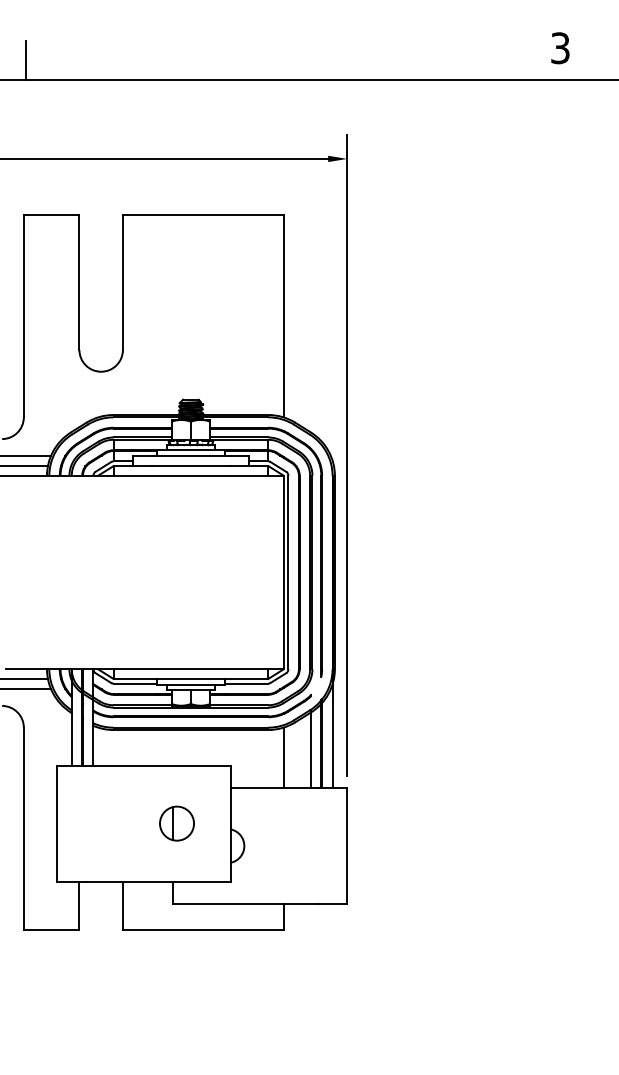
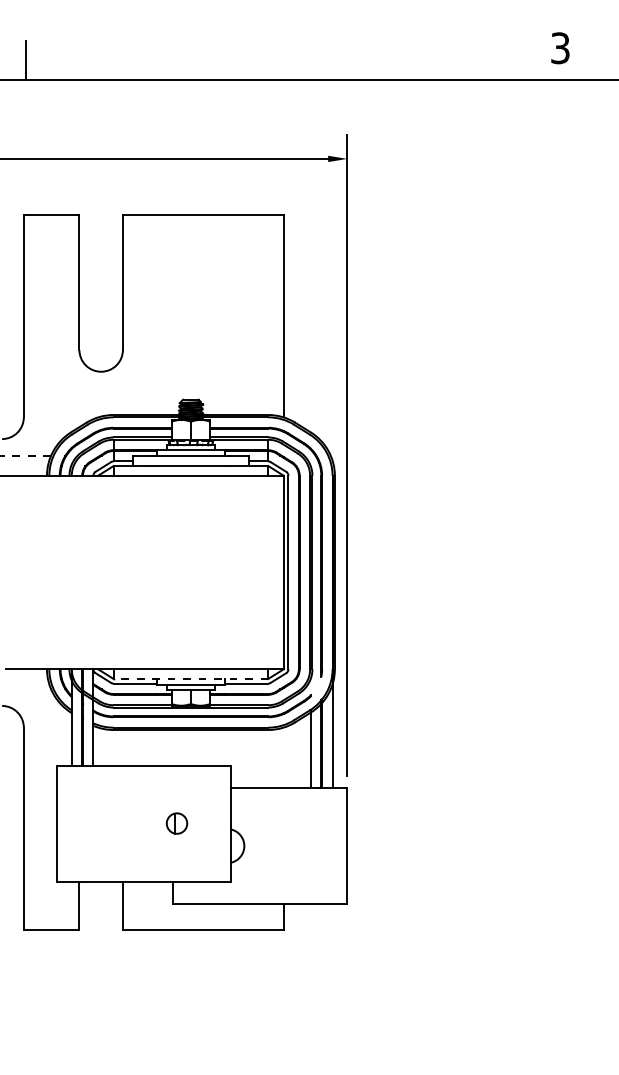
line: solid -> dashed (25, 455)
line: present -> none (24, 466)
line: present -> none (24, 678)
line: solid -> dashed (190, 678)
line: present -> none (26, 689)
line: present -> none (283, 757)
part size: 36x37 px -> 24x23 px (176, 823)
